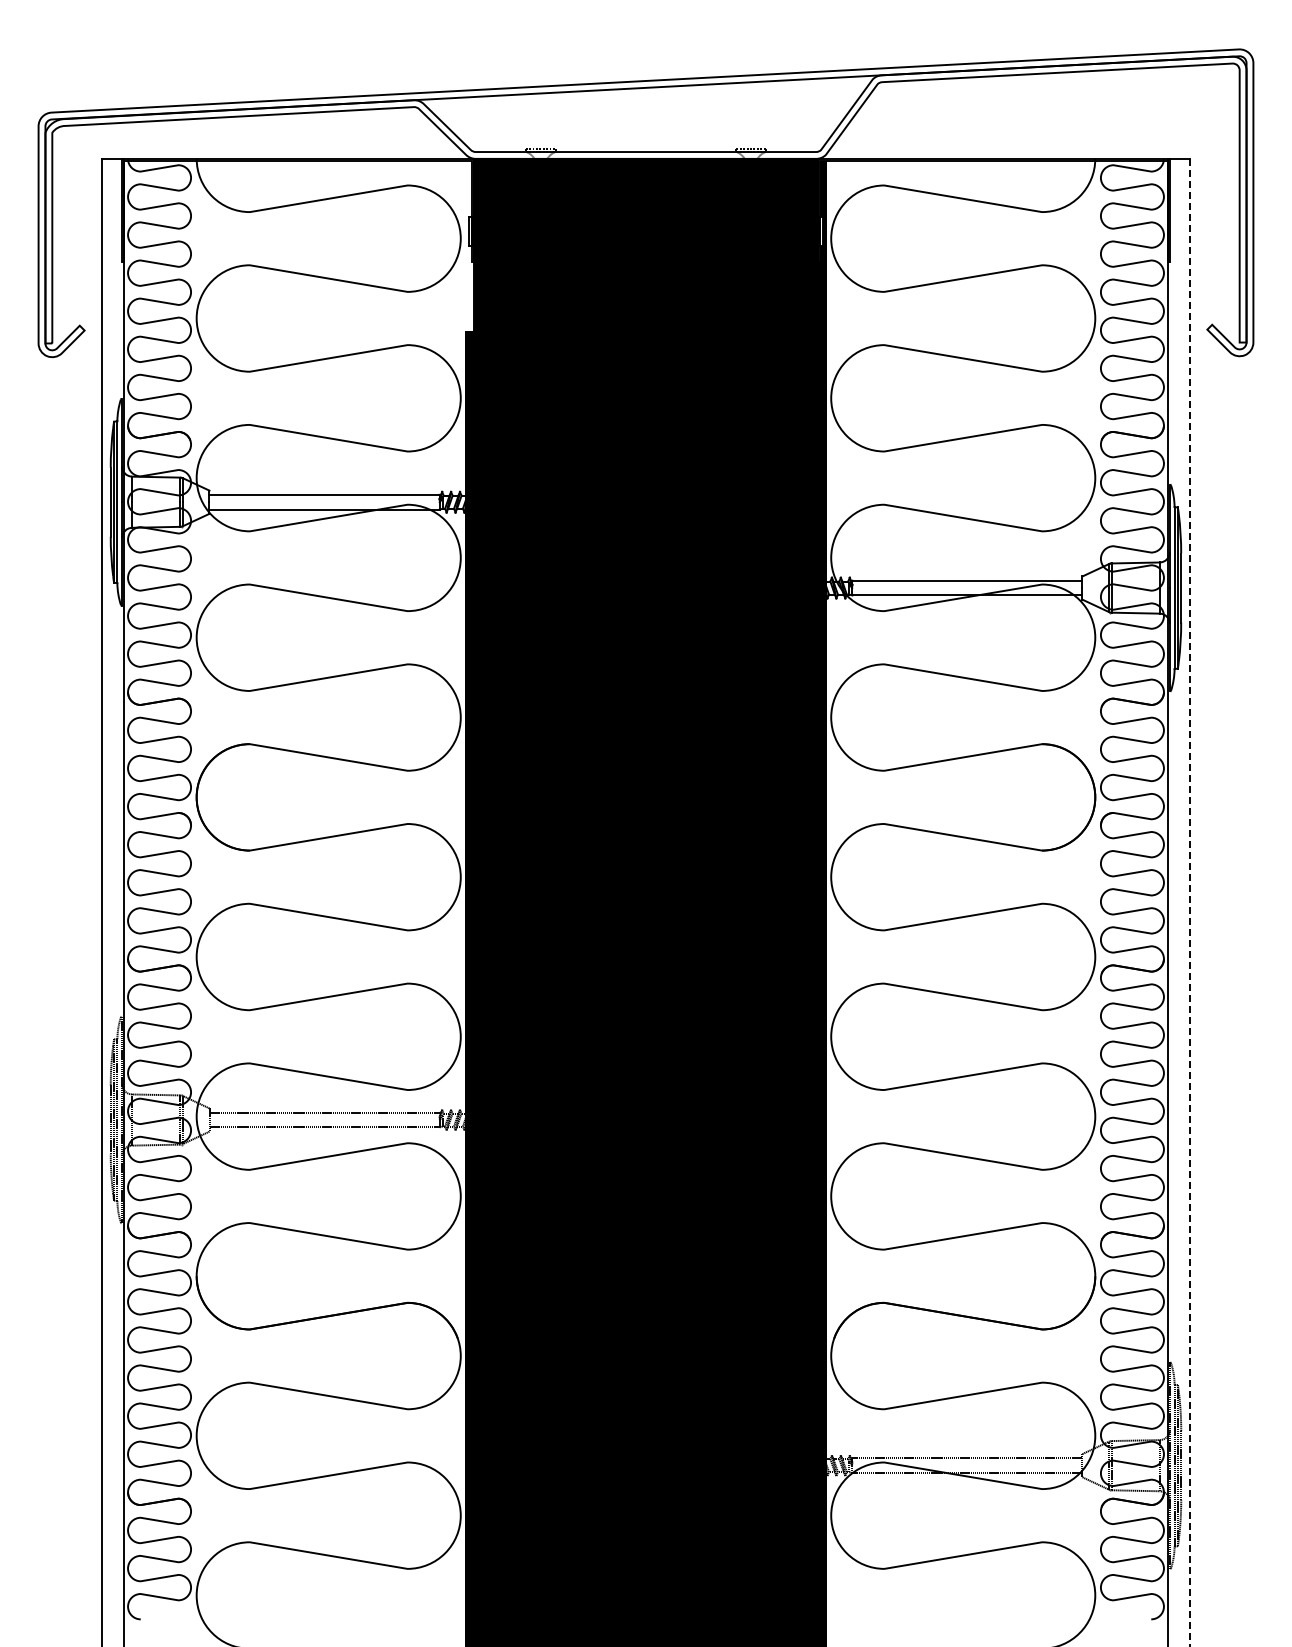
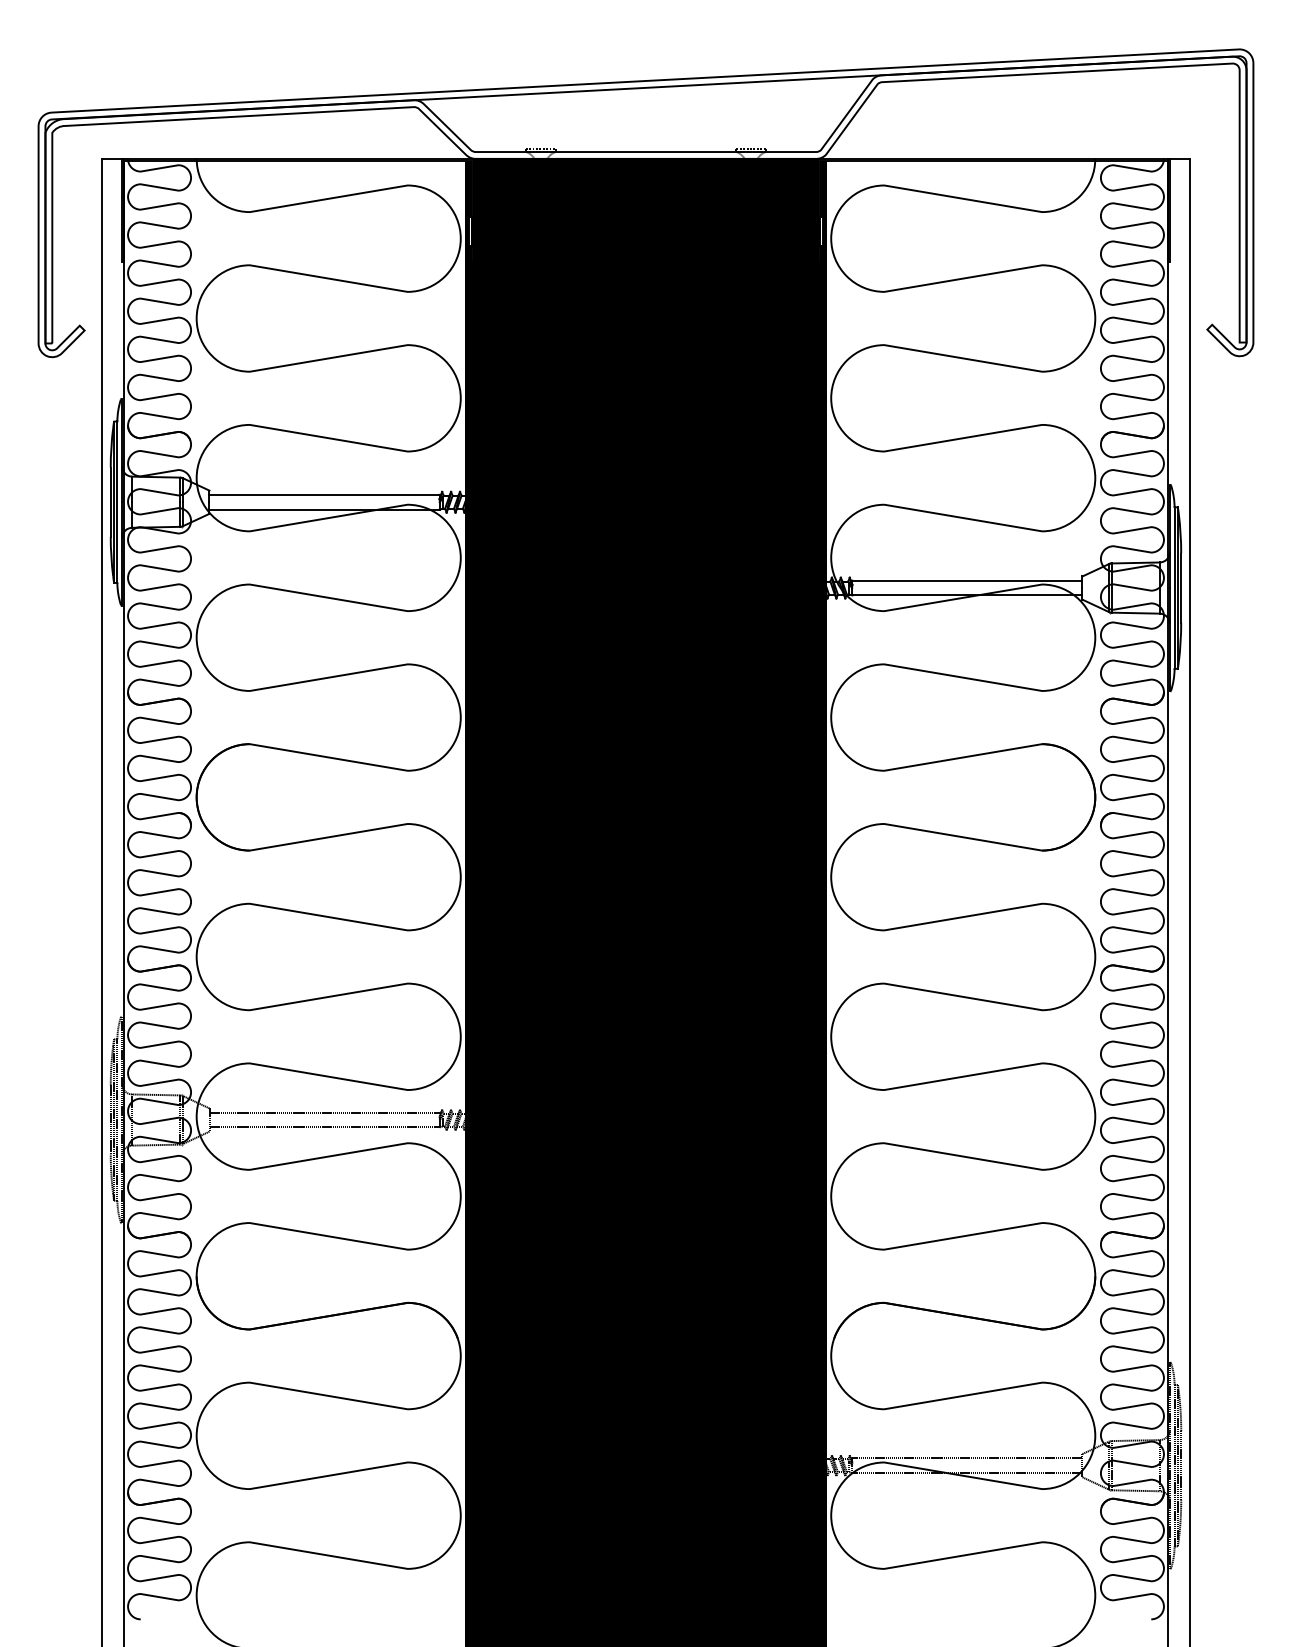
fill: none -> present (469, 245)
line: dashed -> solid (1190, 902)
